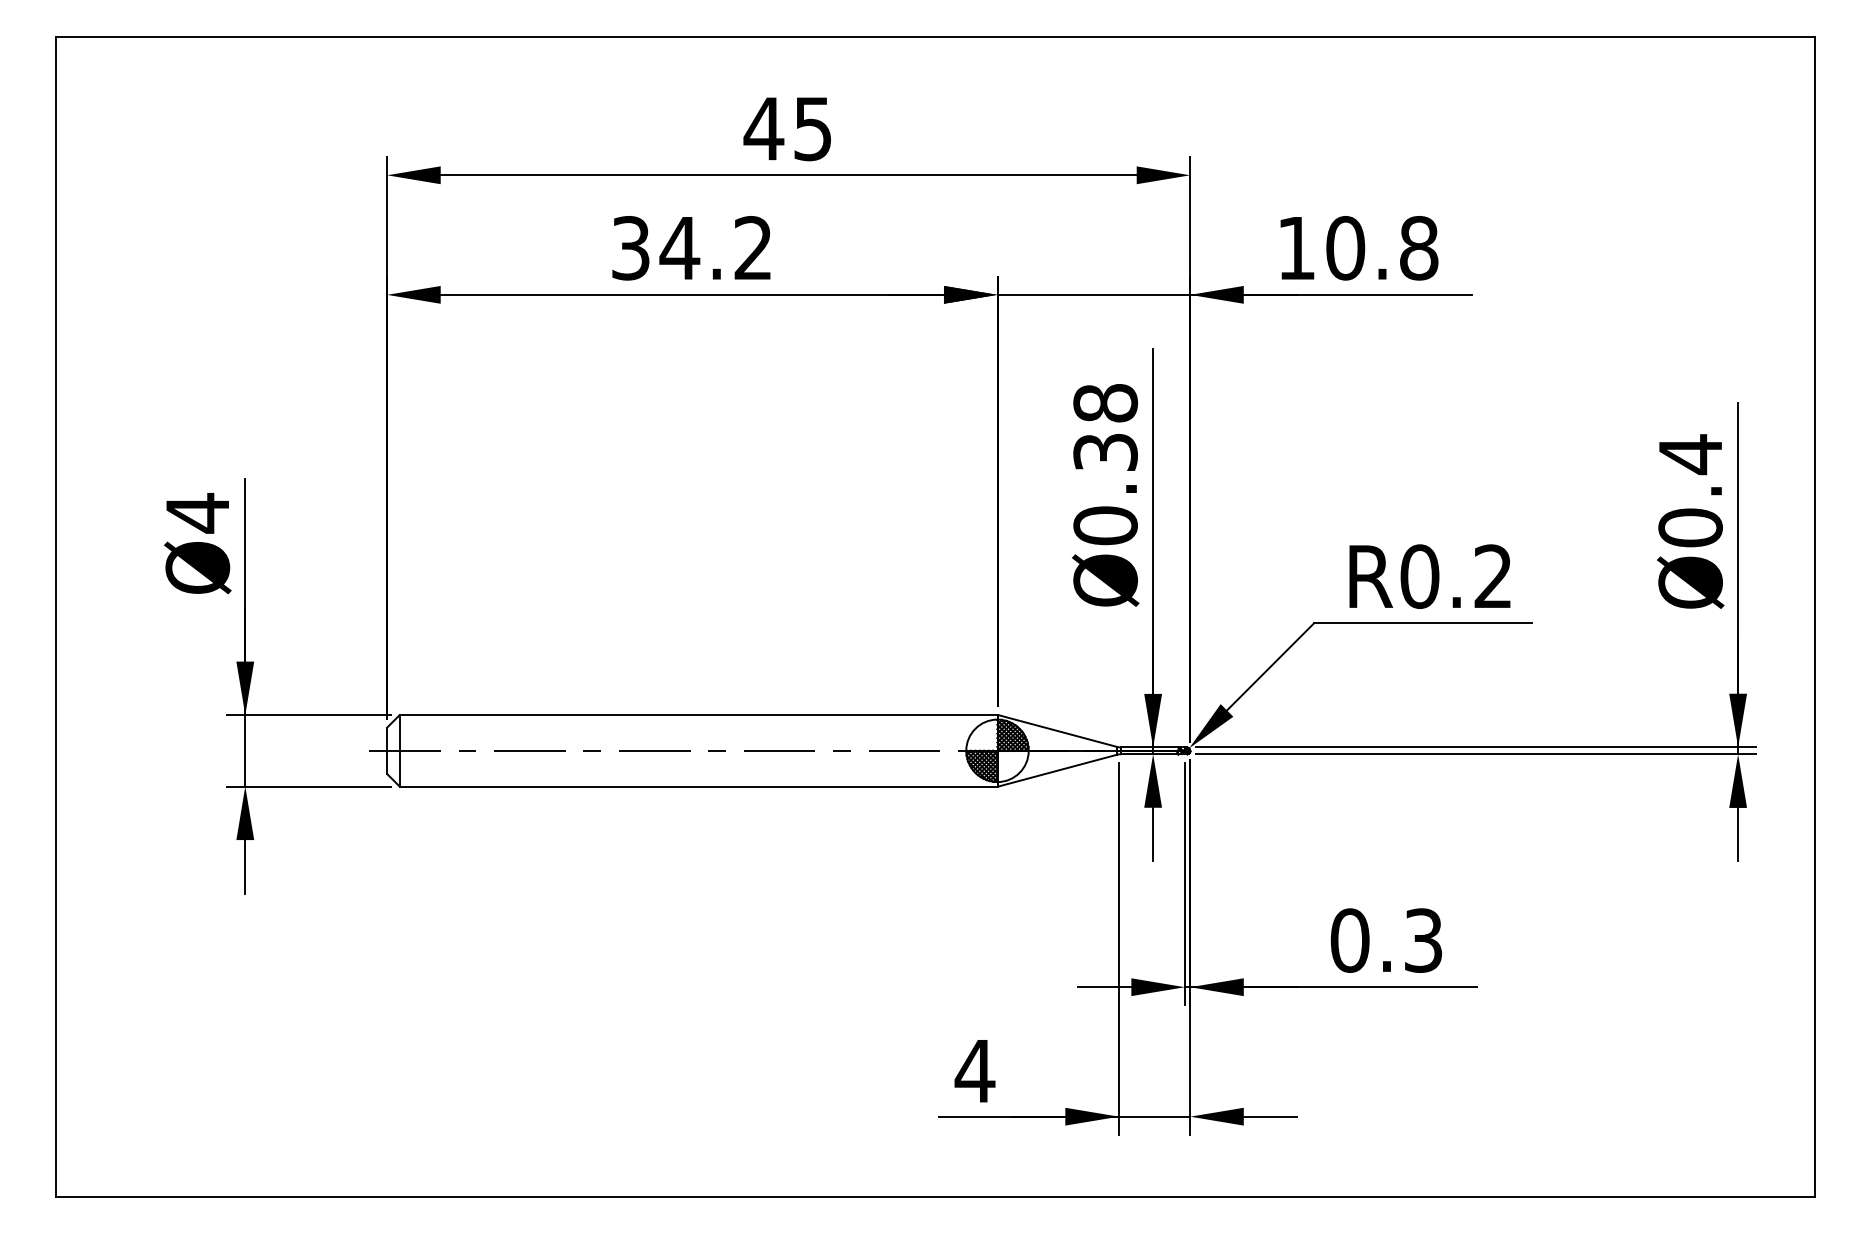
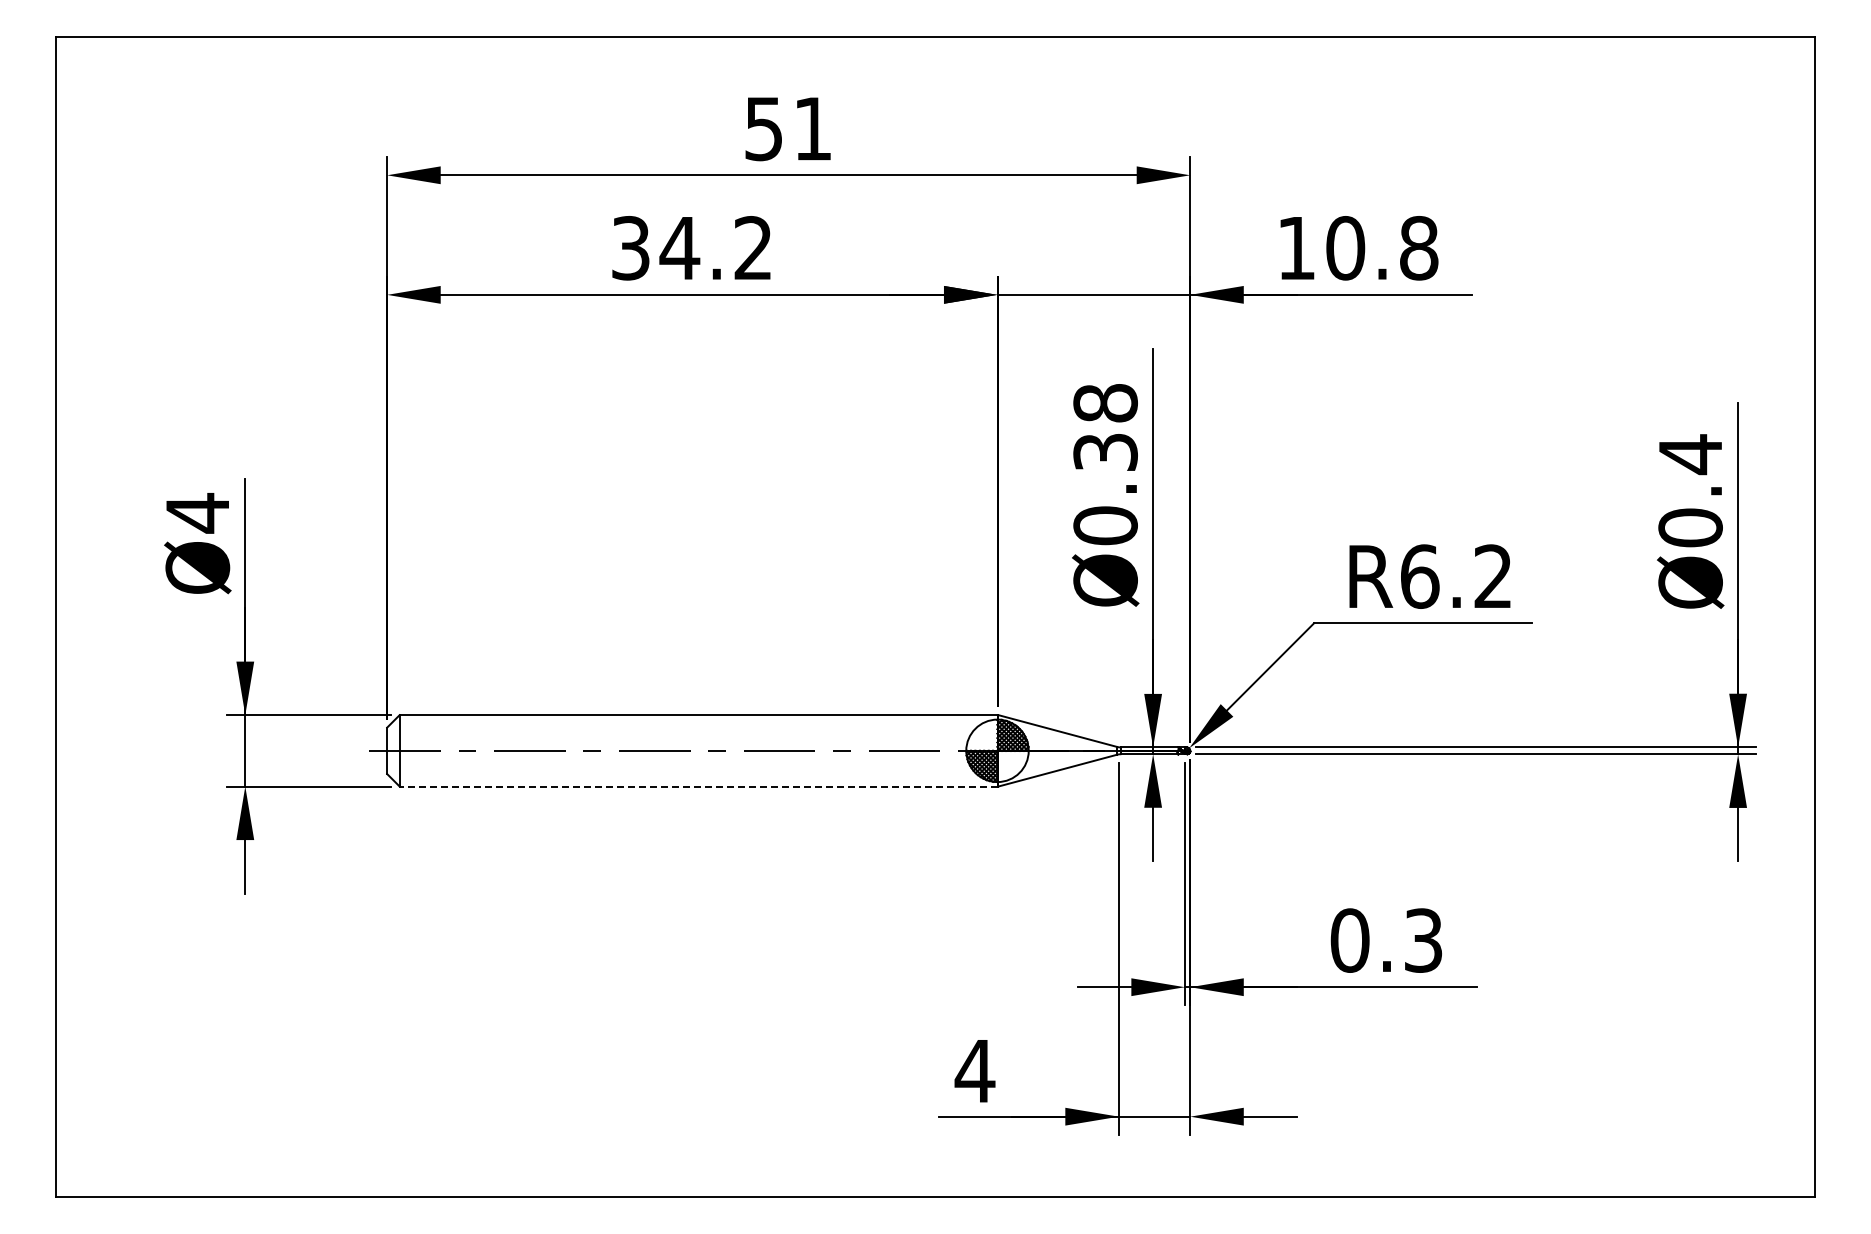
text: 45 -> 51 (786, 129)
text: R0.2 -> R6.2 (1419, 576)
line: solid -> dashed (698, 786)
